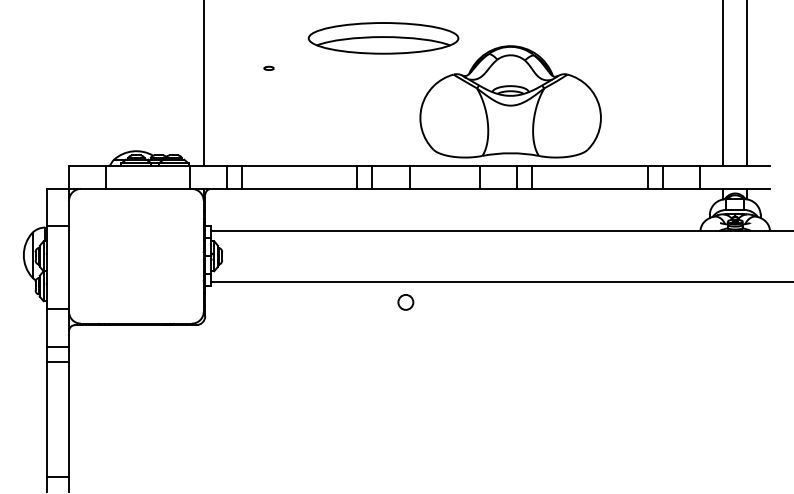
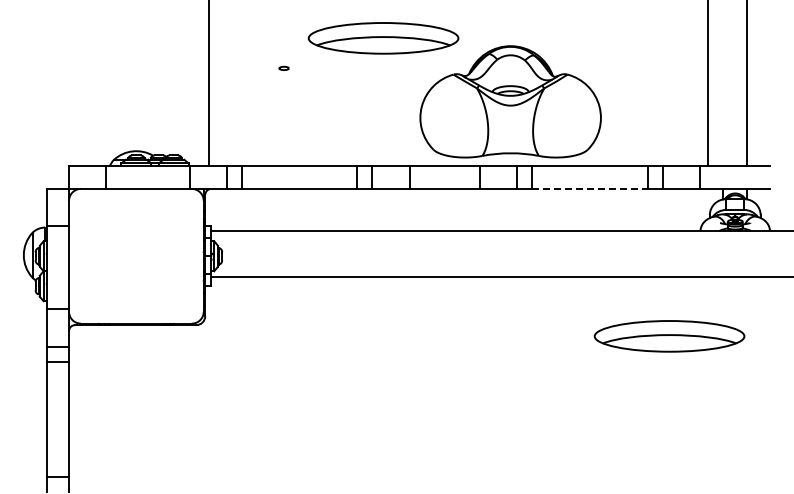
part position: (268, 67) -> (283, 67) (283, 67)
line position: (203, 84) -> (208, 84) (208, 84)
line position: (723, 84) -> (708, 84) (708, 84)
line: solid -> dashed (590, 188)
line position: (500, 281) -> (500, 276) (500, 276)
circle: present -> none (405, 302)
part: none -> present (669, 336)
